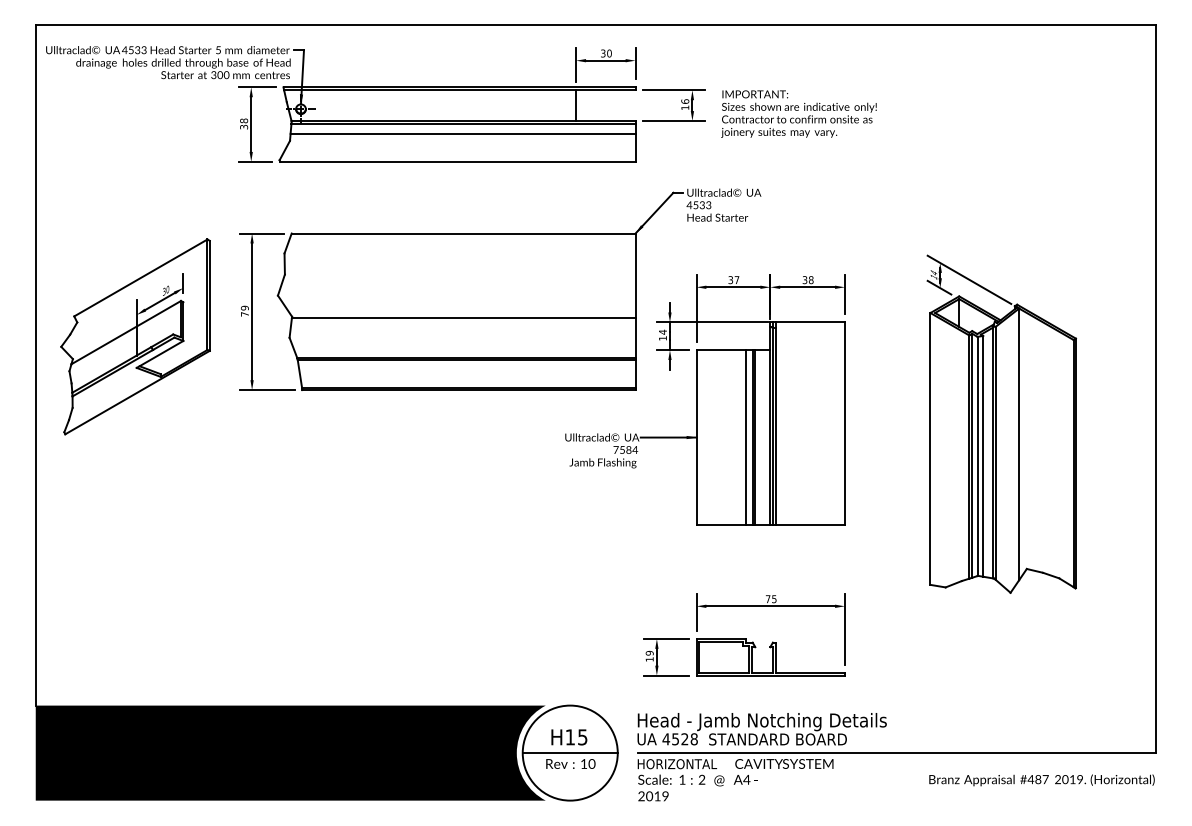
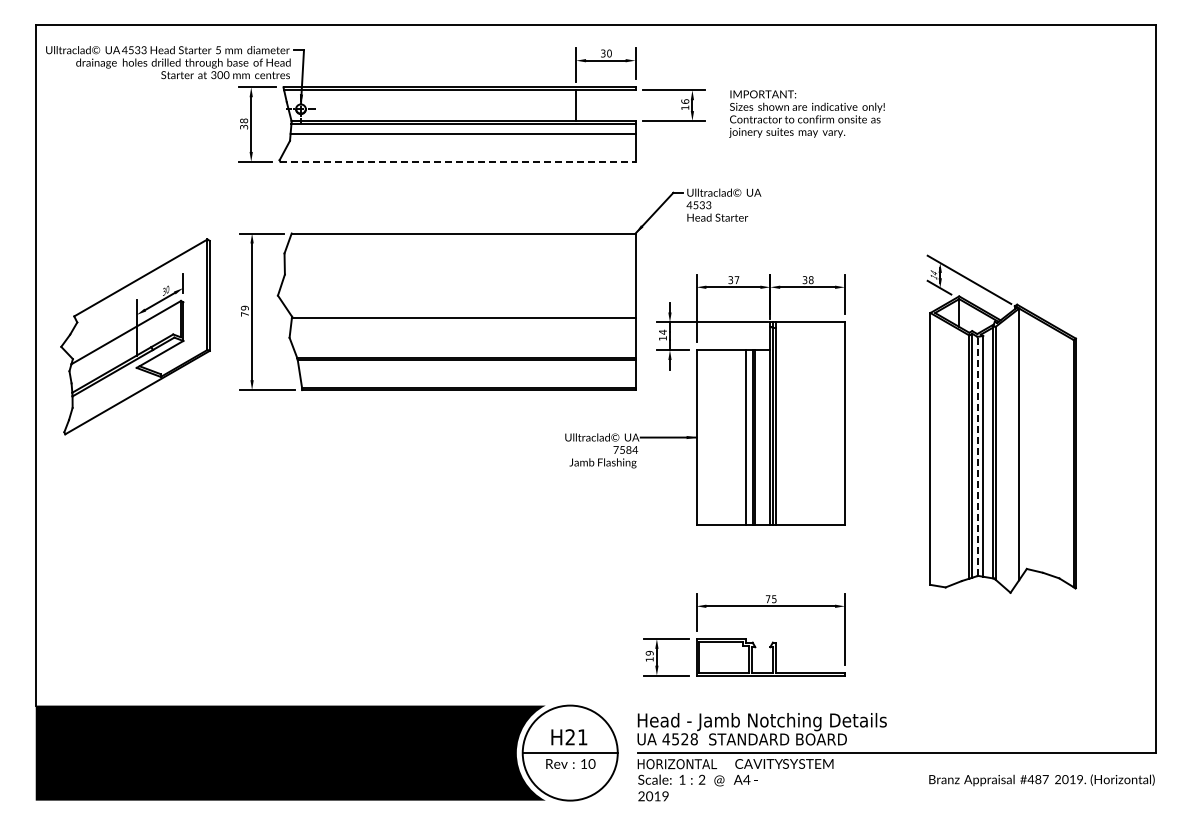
text position: (798, 113) -> (806, 113) (806, 113)
line: solid -> dashed (457, 161)
line: solid -> dashed (977, 456)
text: H15 -> H21 (576, 737)
